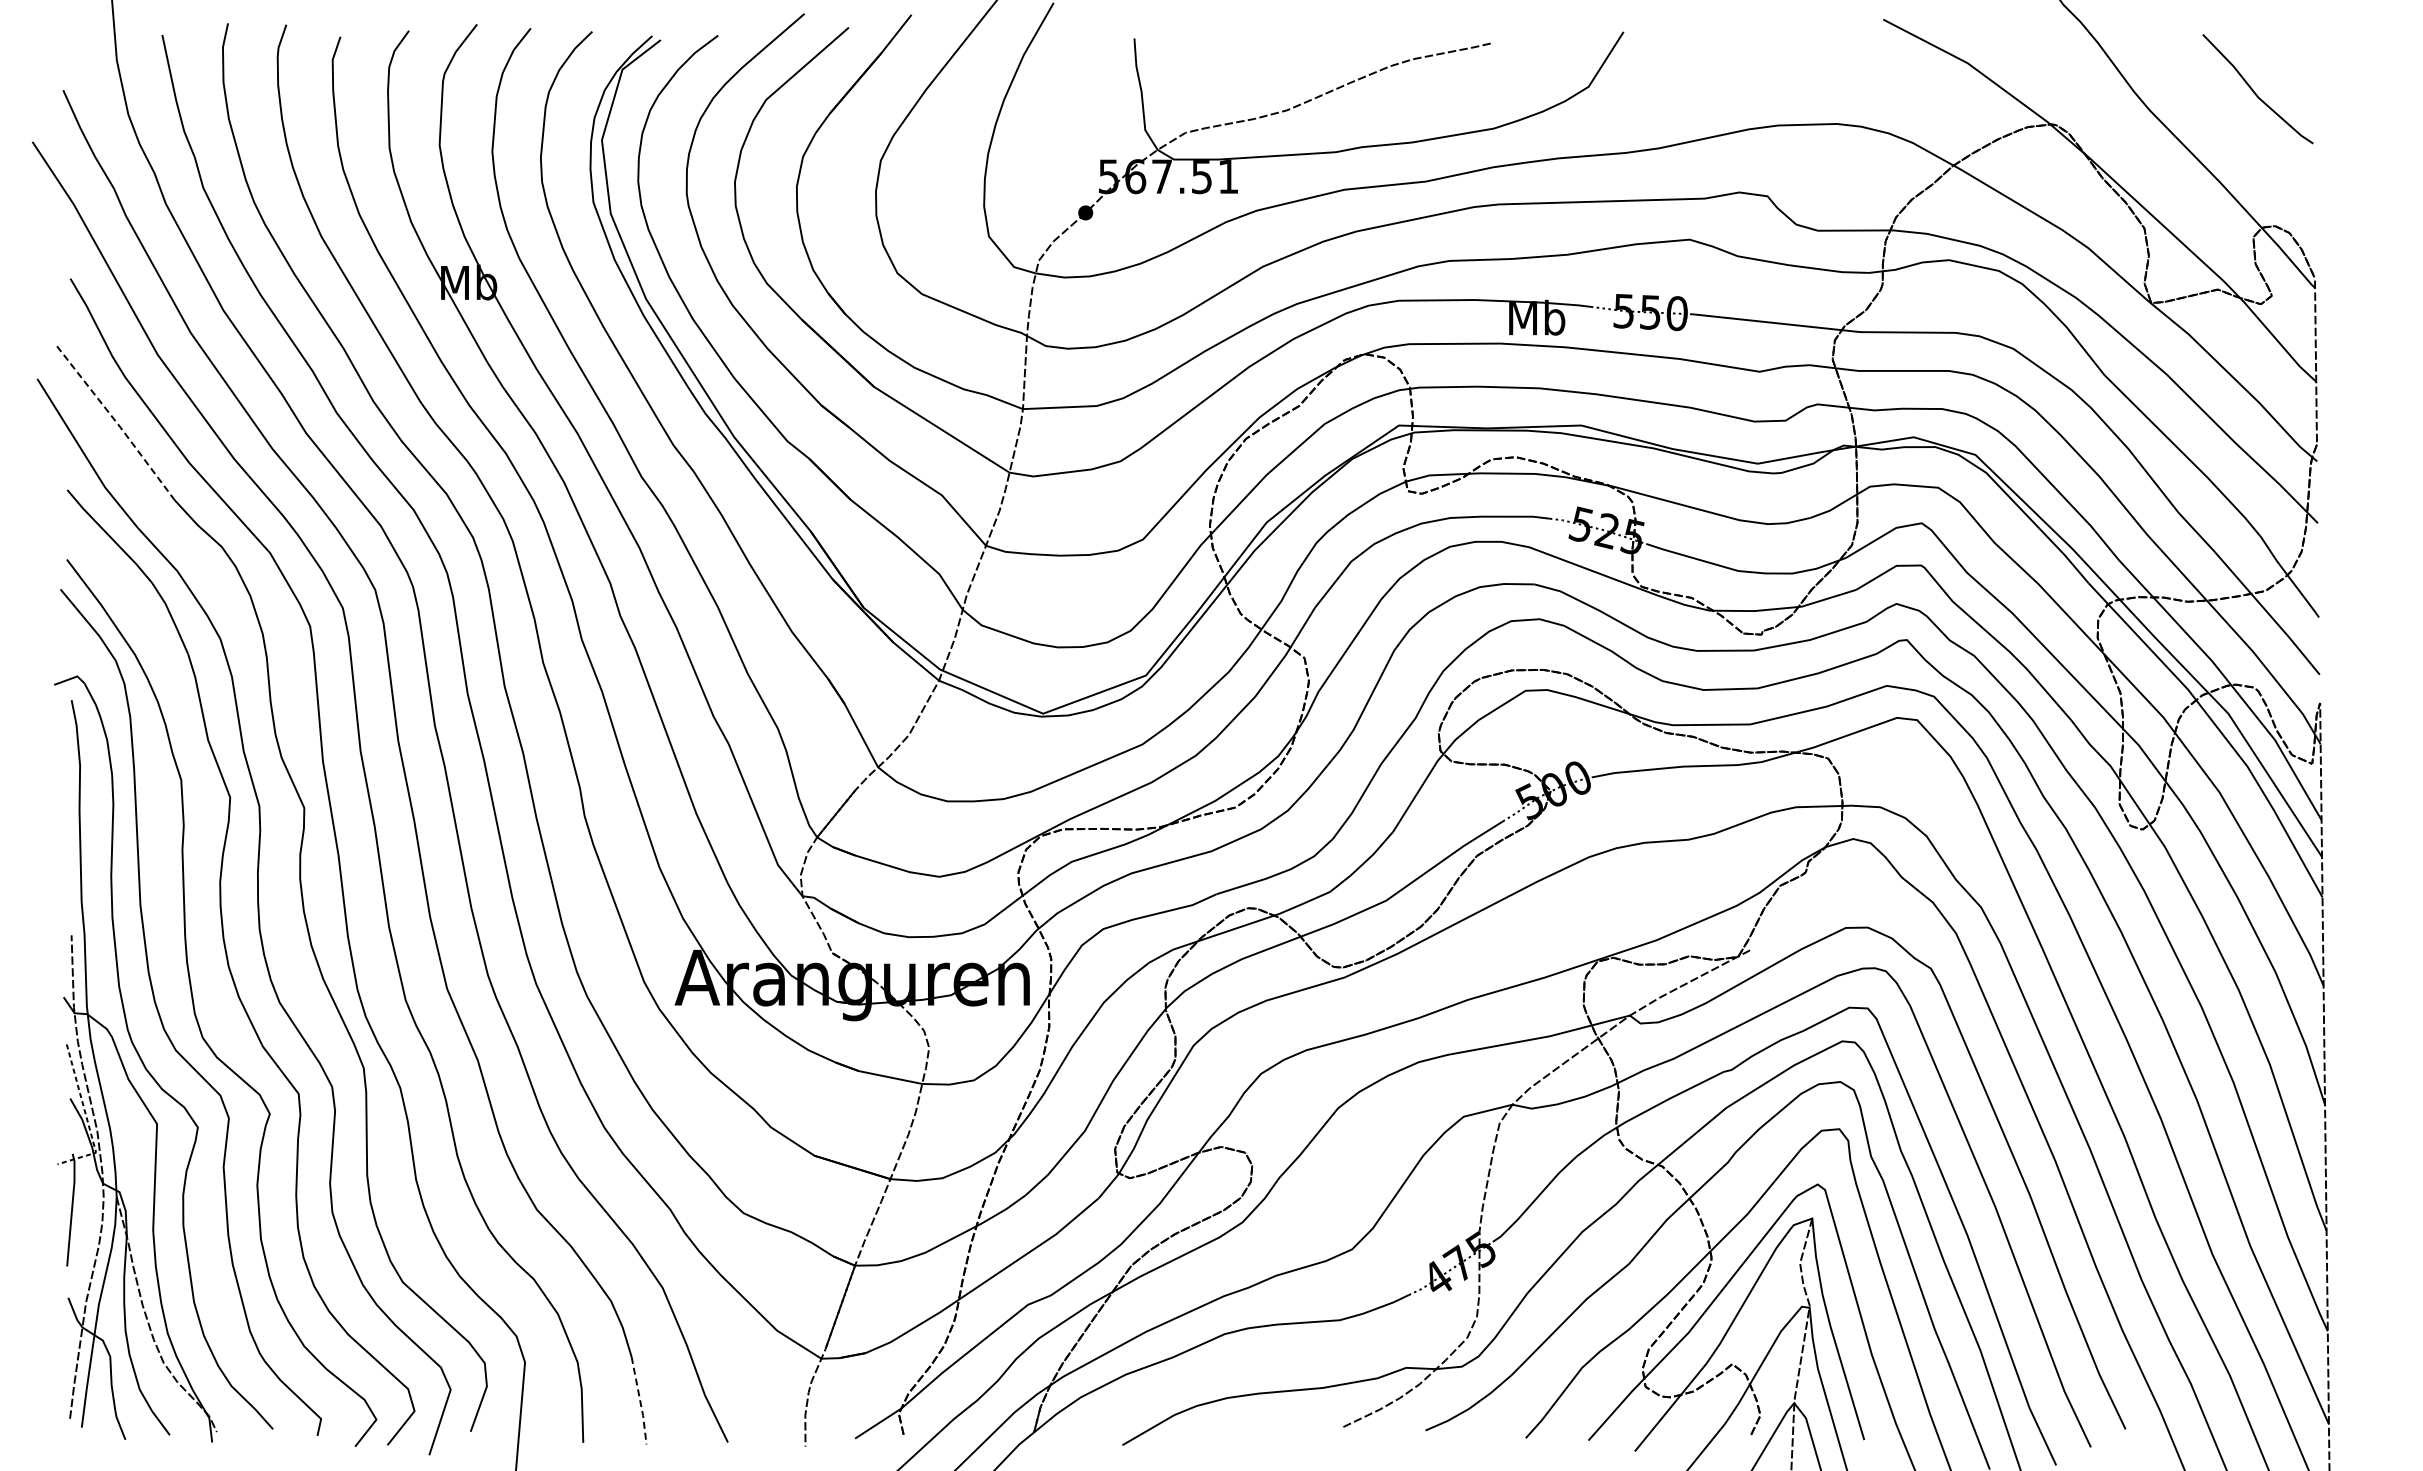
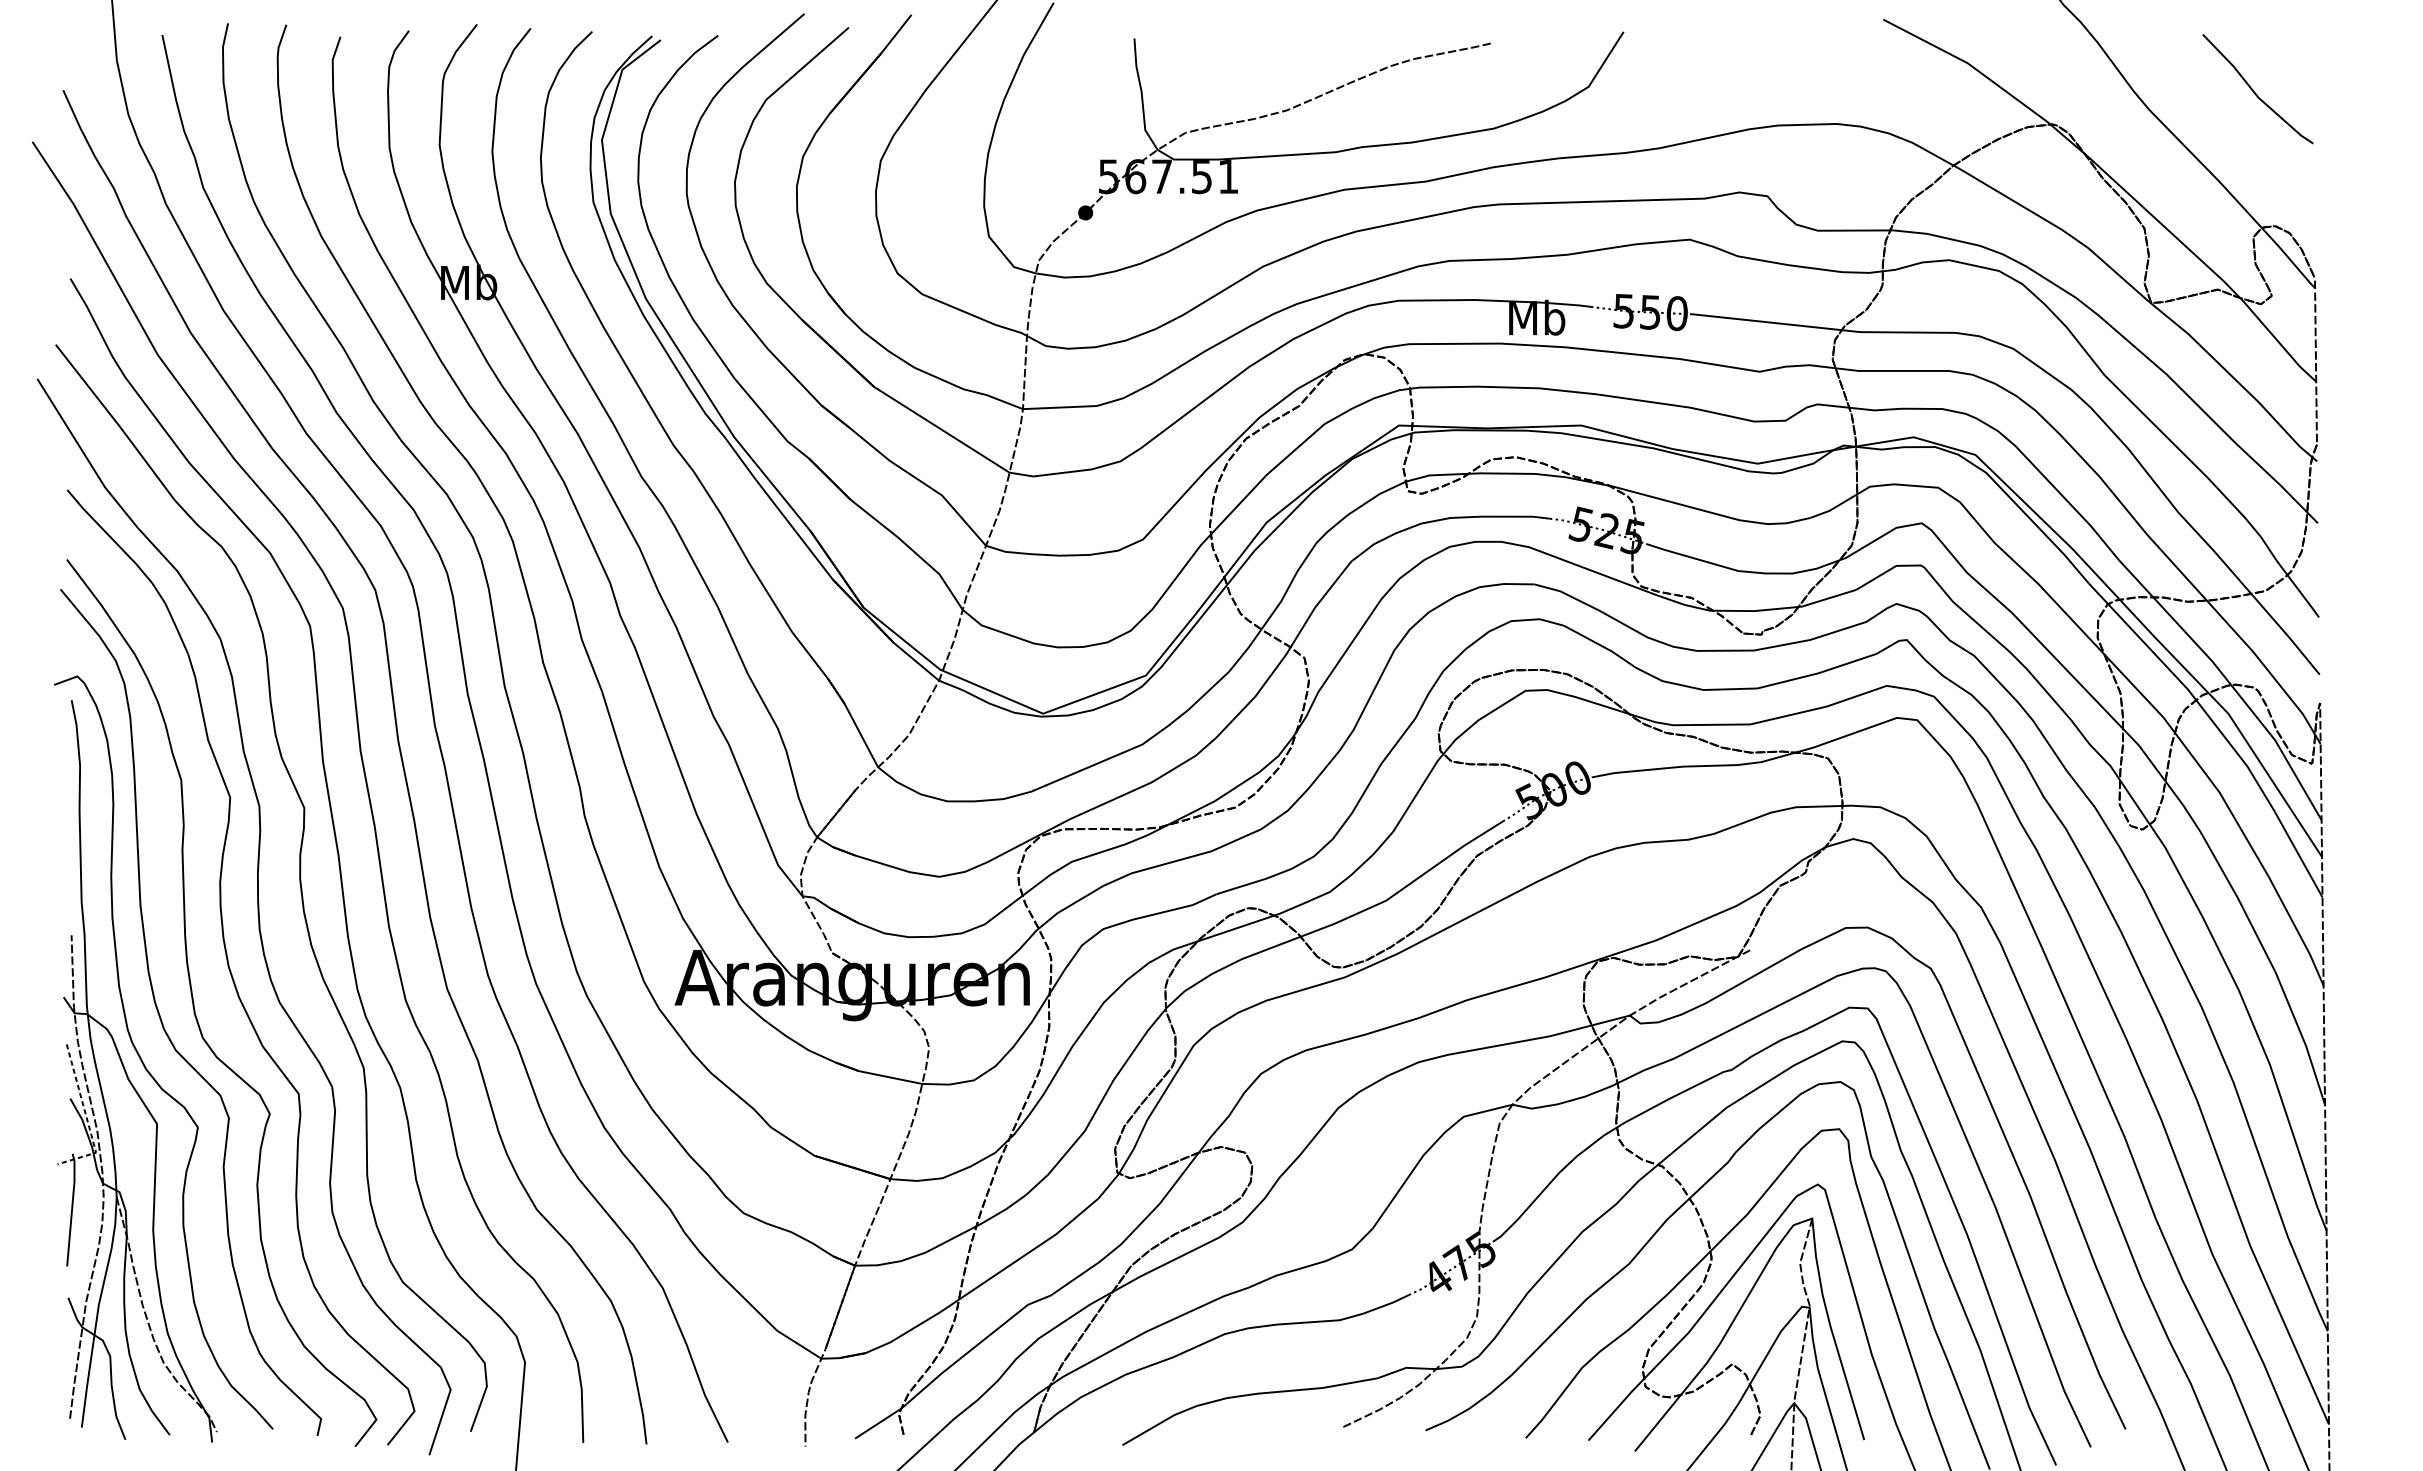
line: dashed -> solid (116, 422)
line: dashed -> solid (640, 1401)
